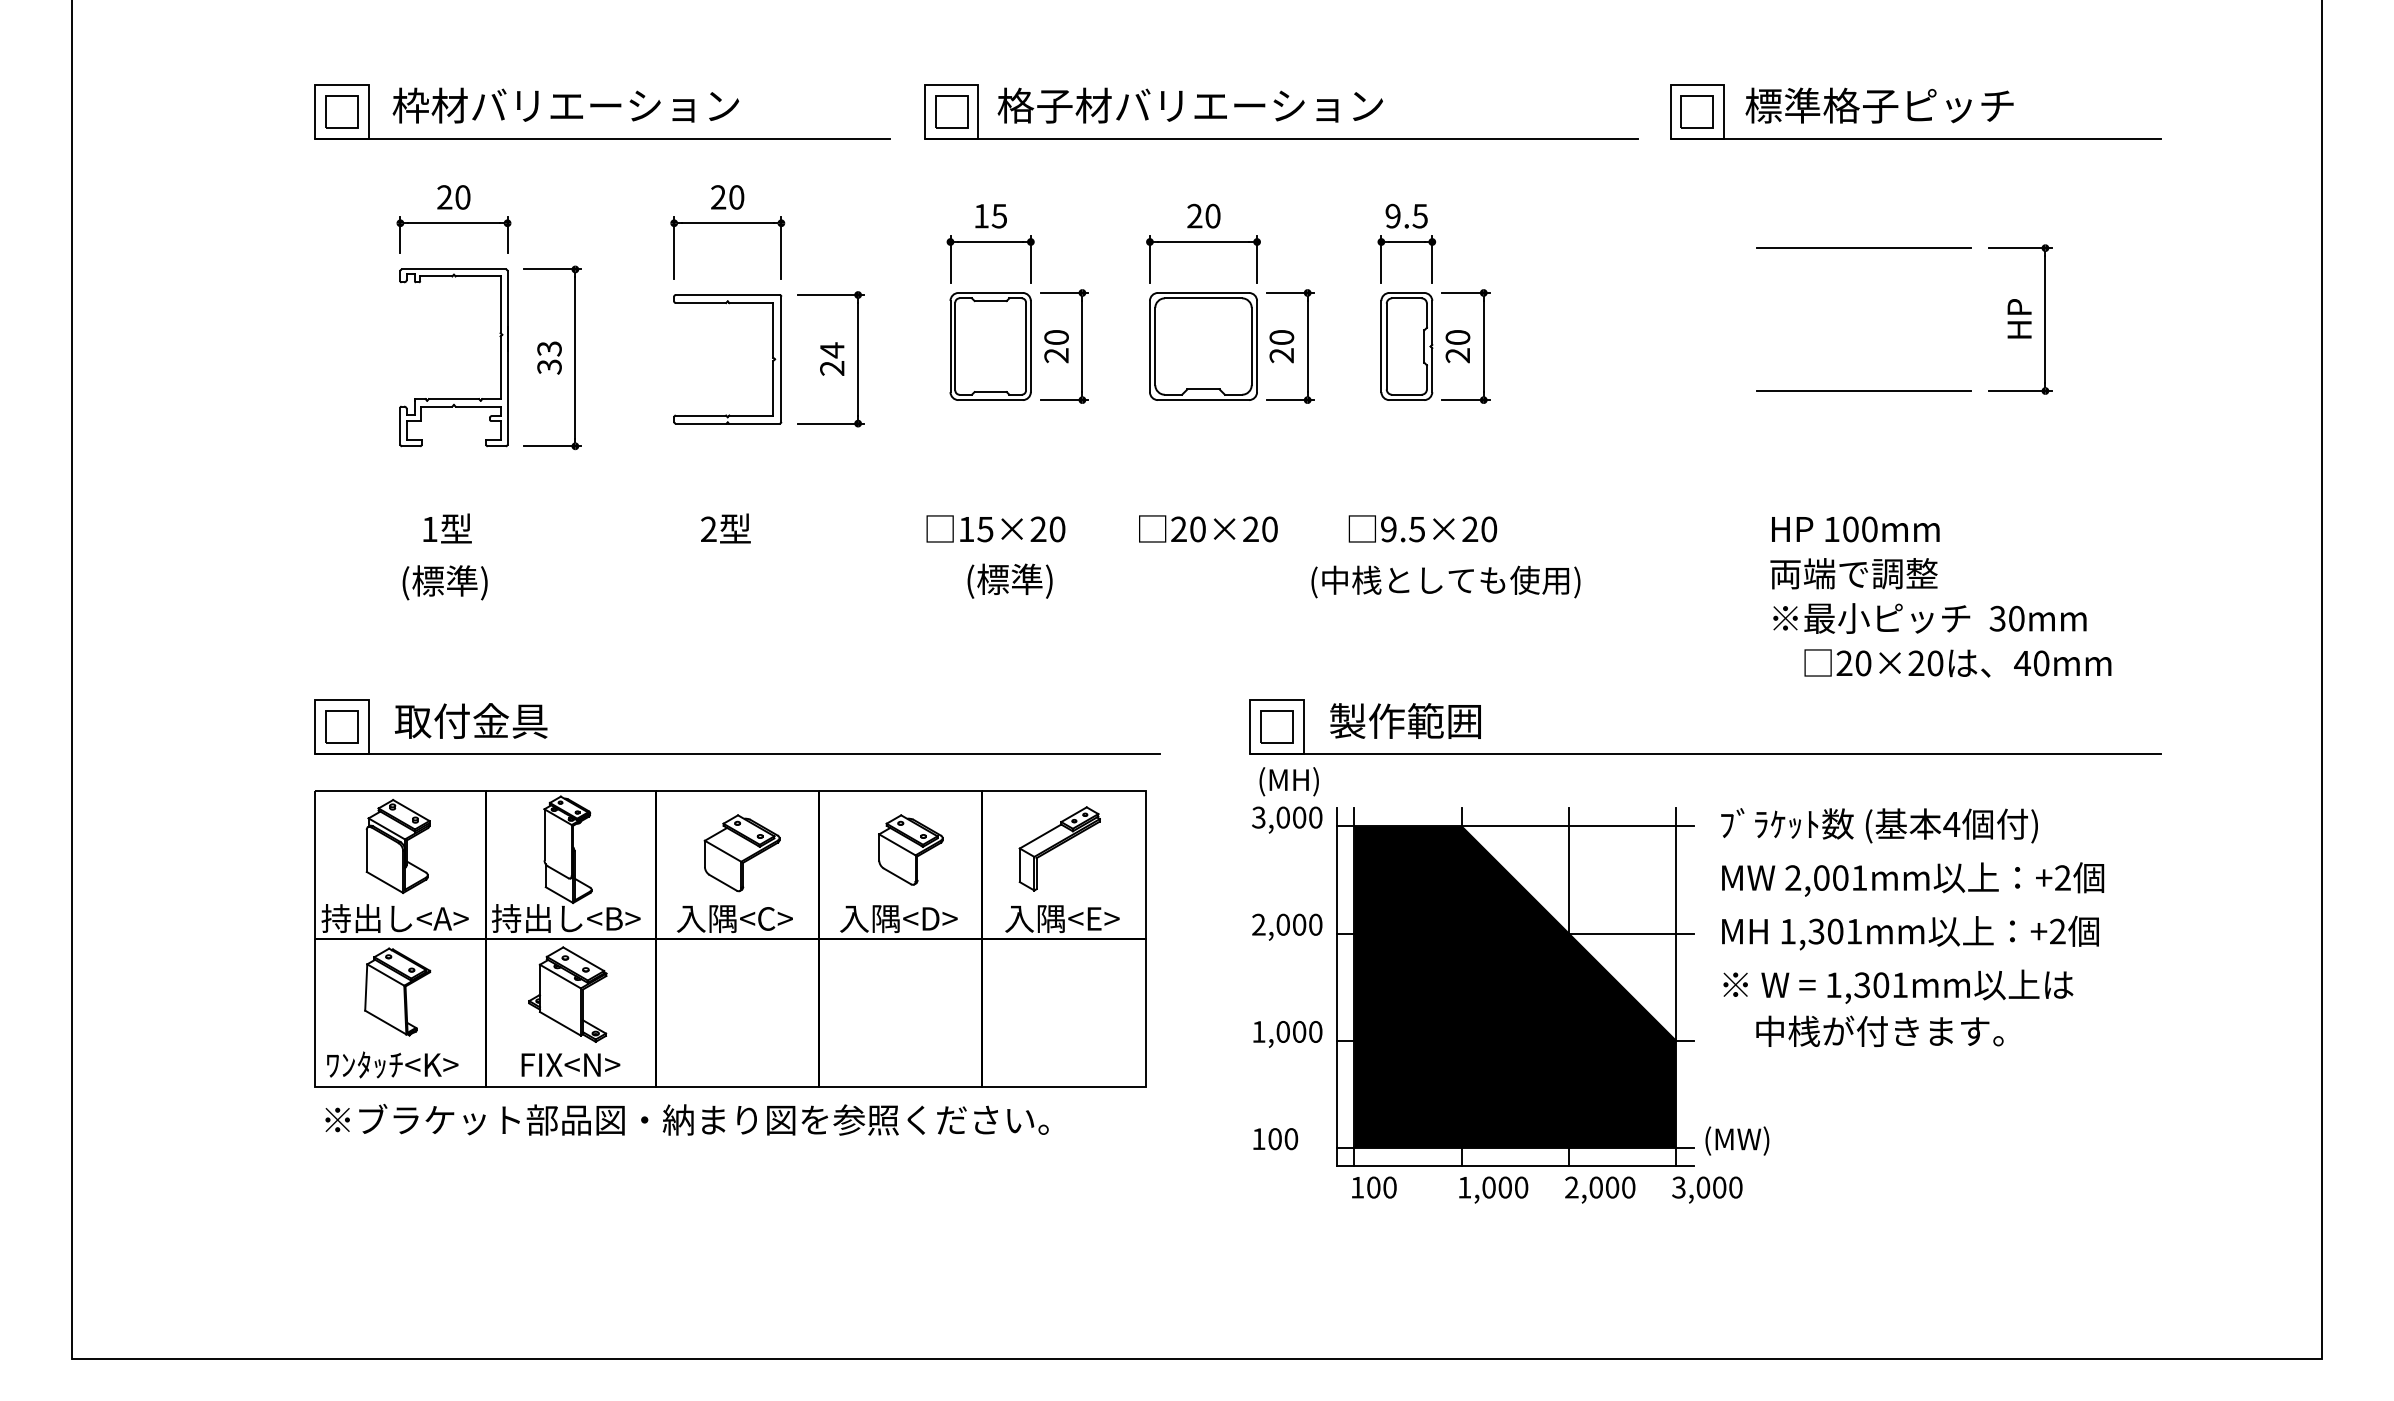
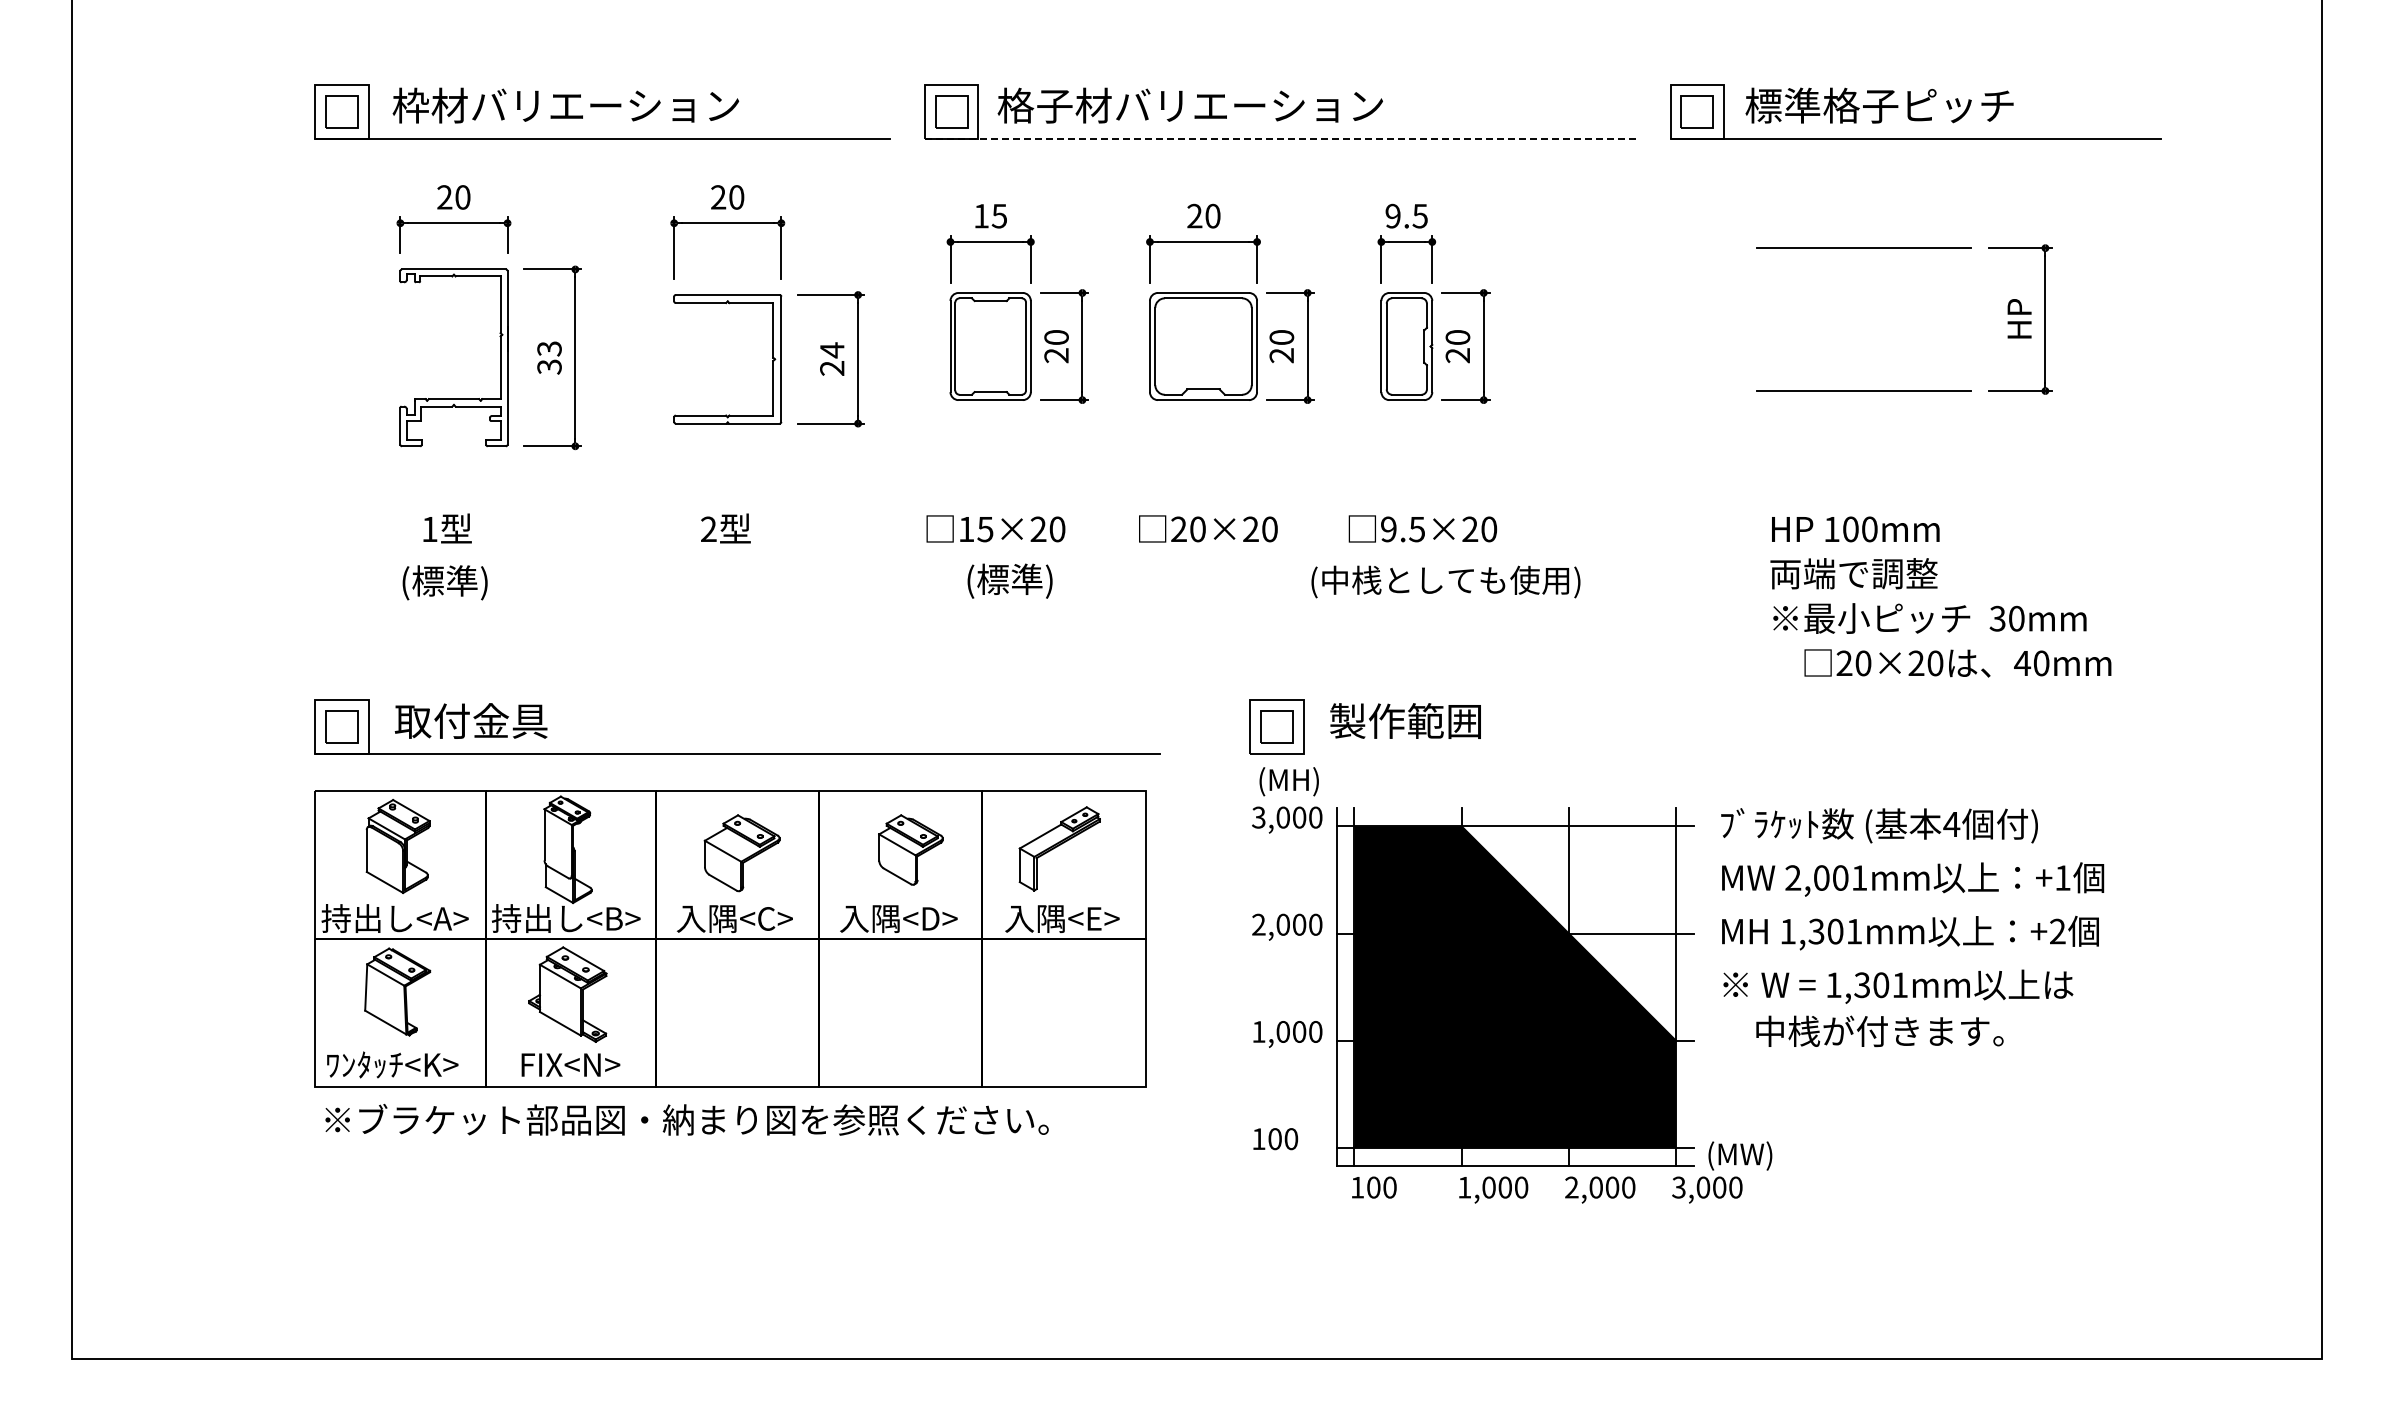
line: solid -> dashed (1281, 138)
line: present -> none (1705, 753)
text: +2 -> +1 (2062, 877)
text position: (1737, 1140) -> (1740, 1155) (1740, 1155)
